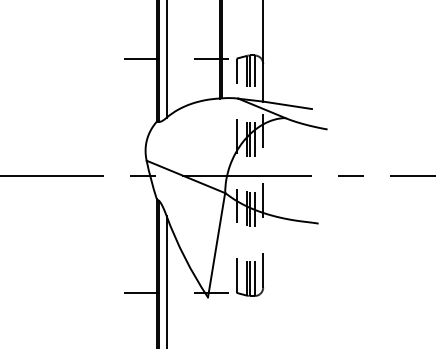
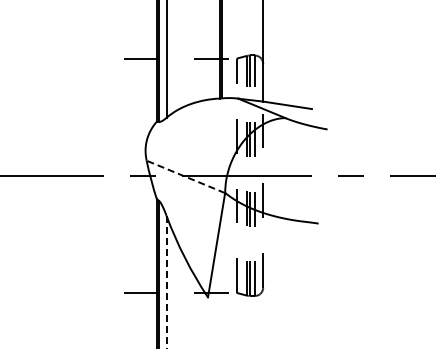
line: solid -> dashed (185, 176)
line: solid -> dashed (166, 282)
